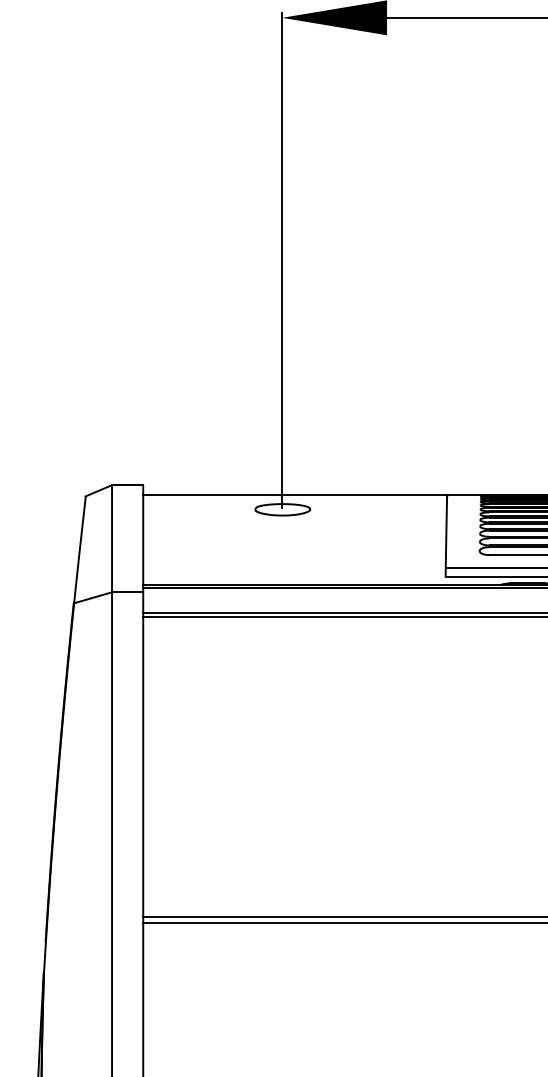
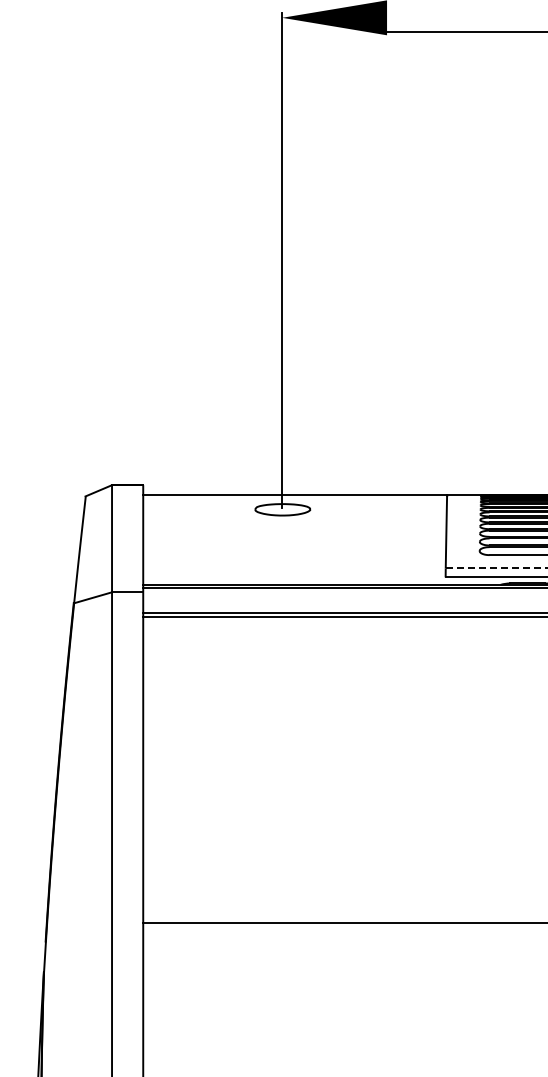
line position: (465, 17) -> (465, 31) (465, 31)
line: solid -> dashed (496, 568)
line: present -> none (343, 917)
